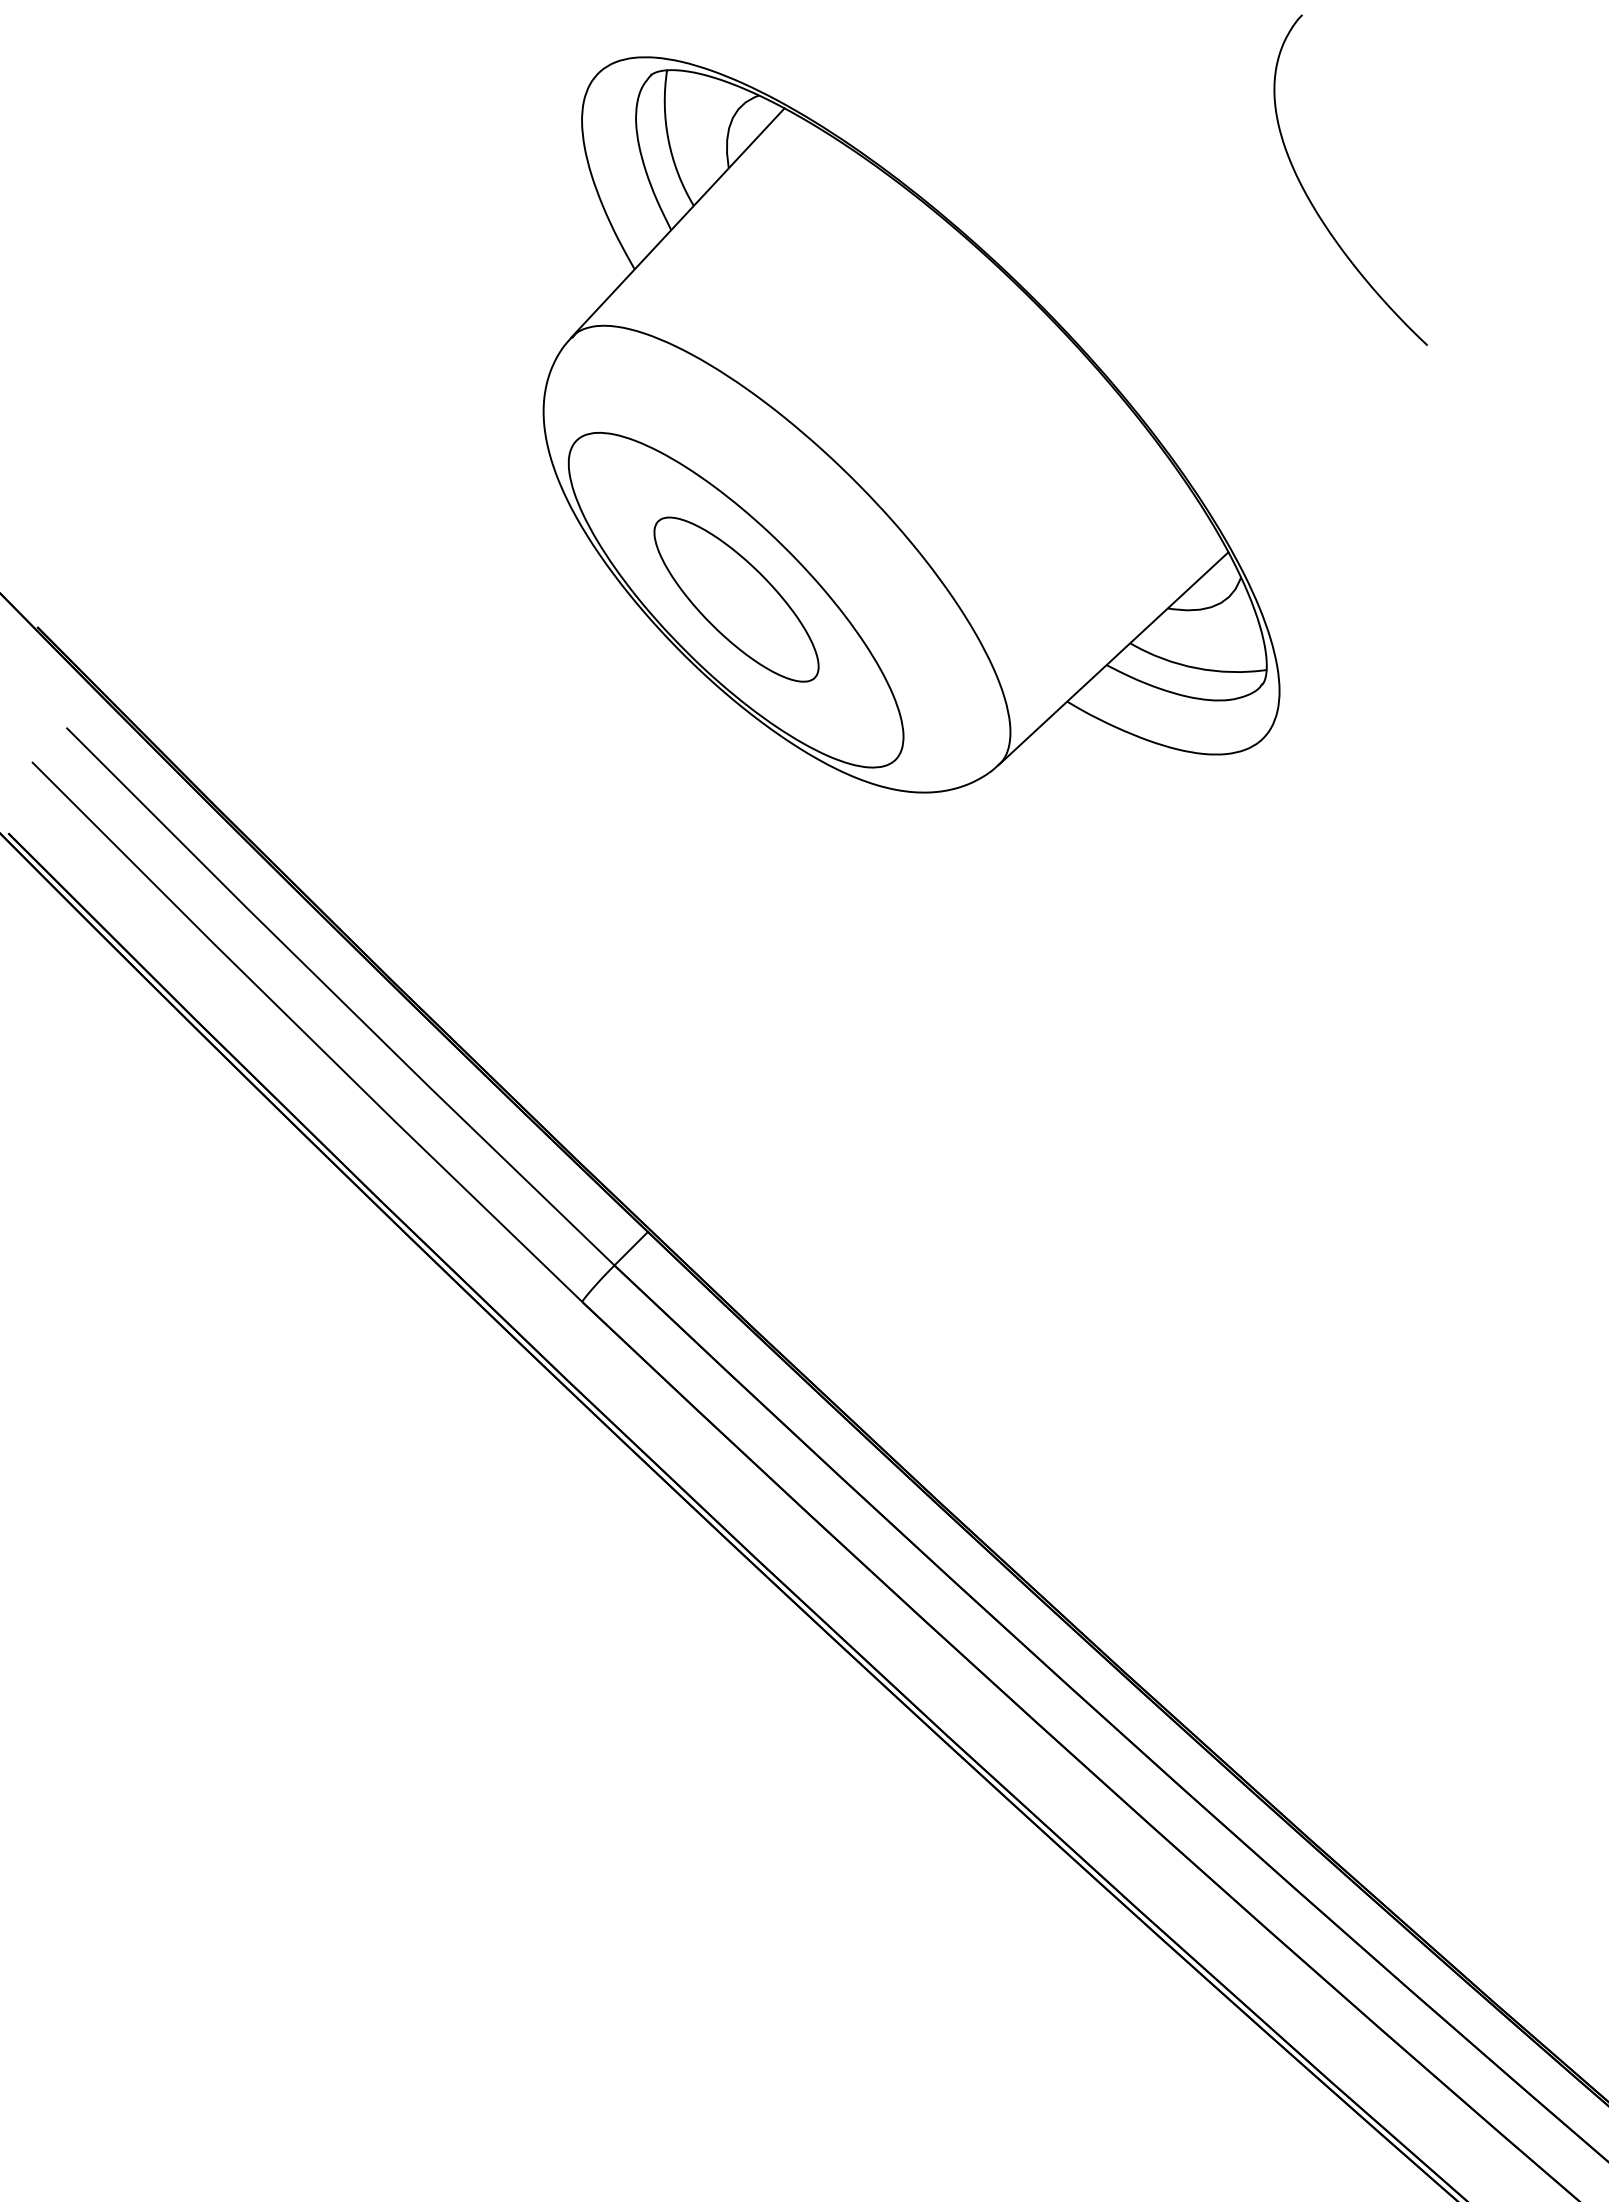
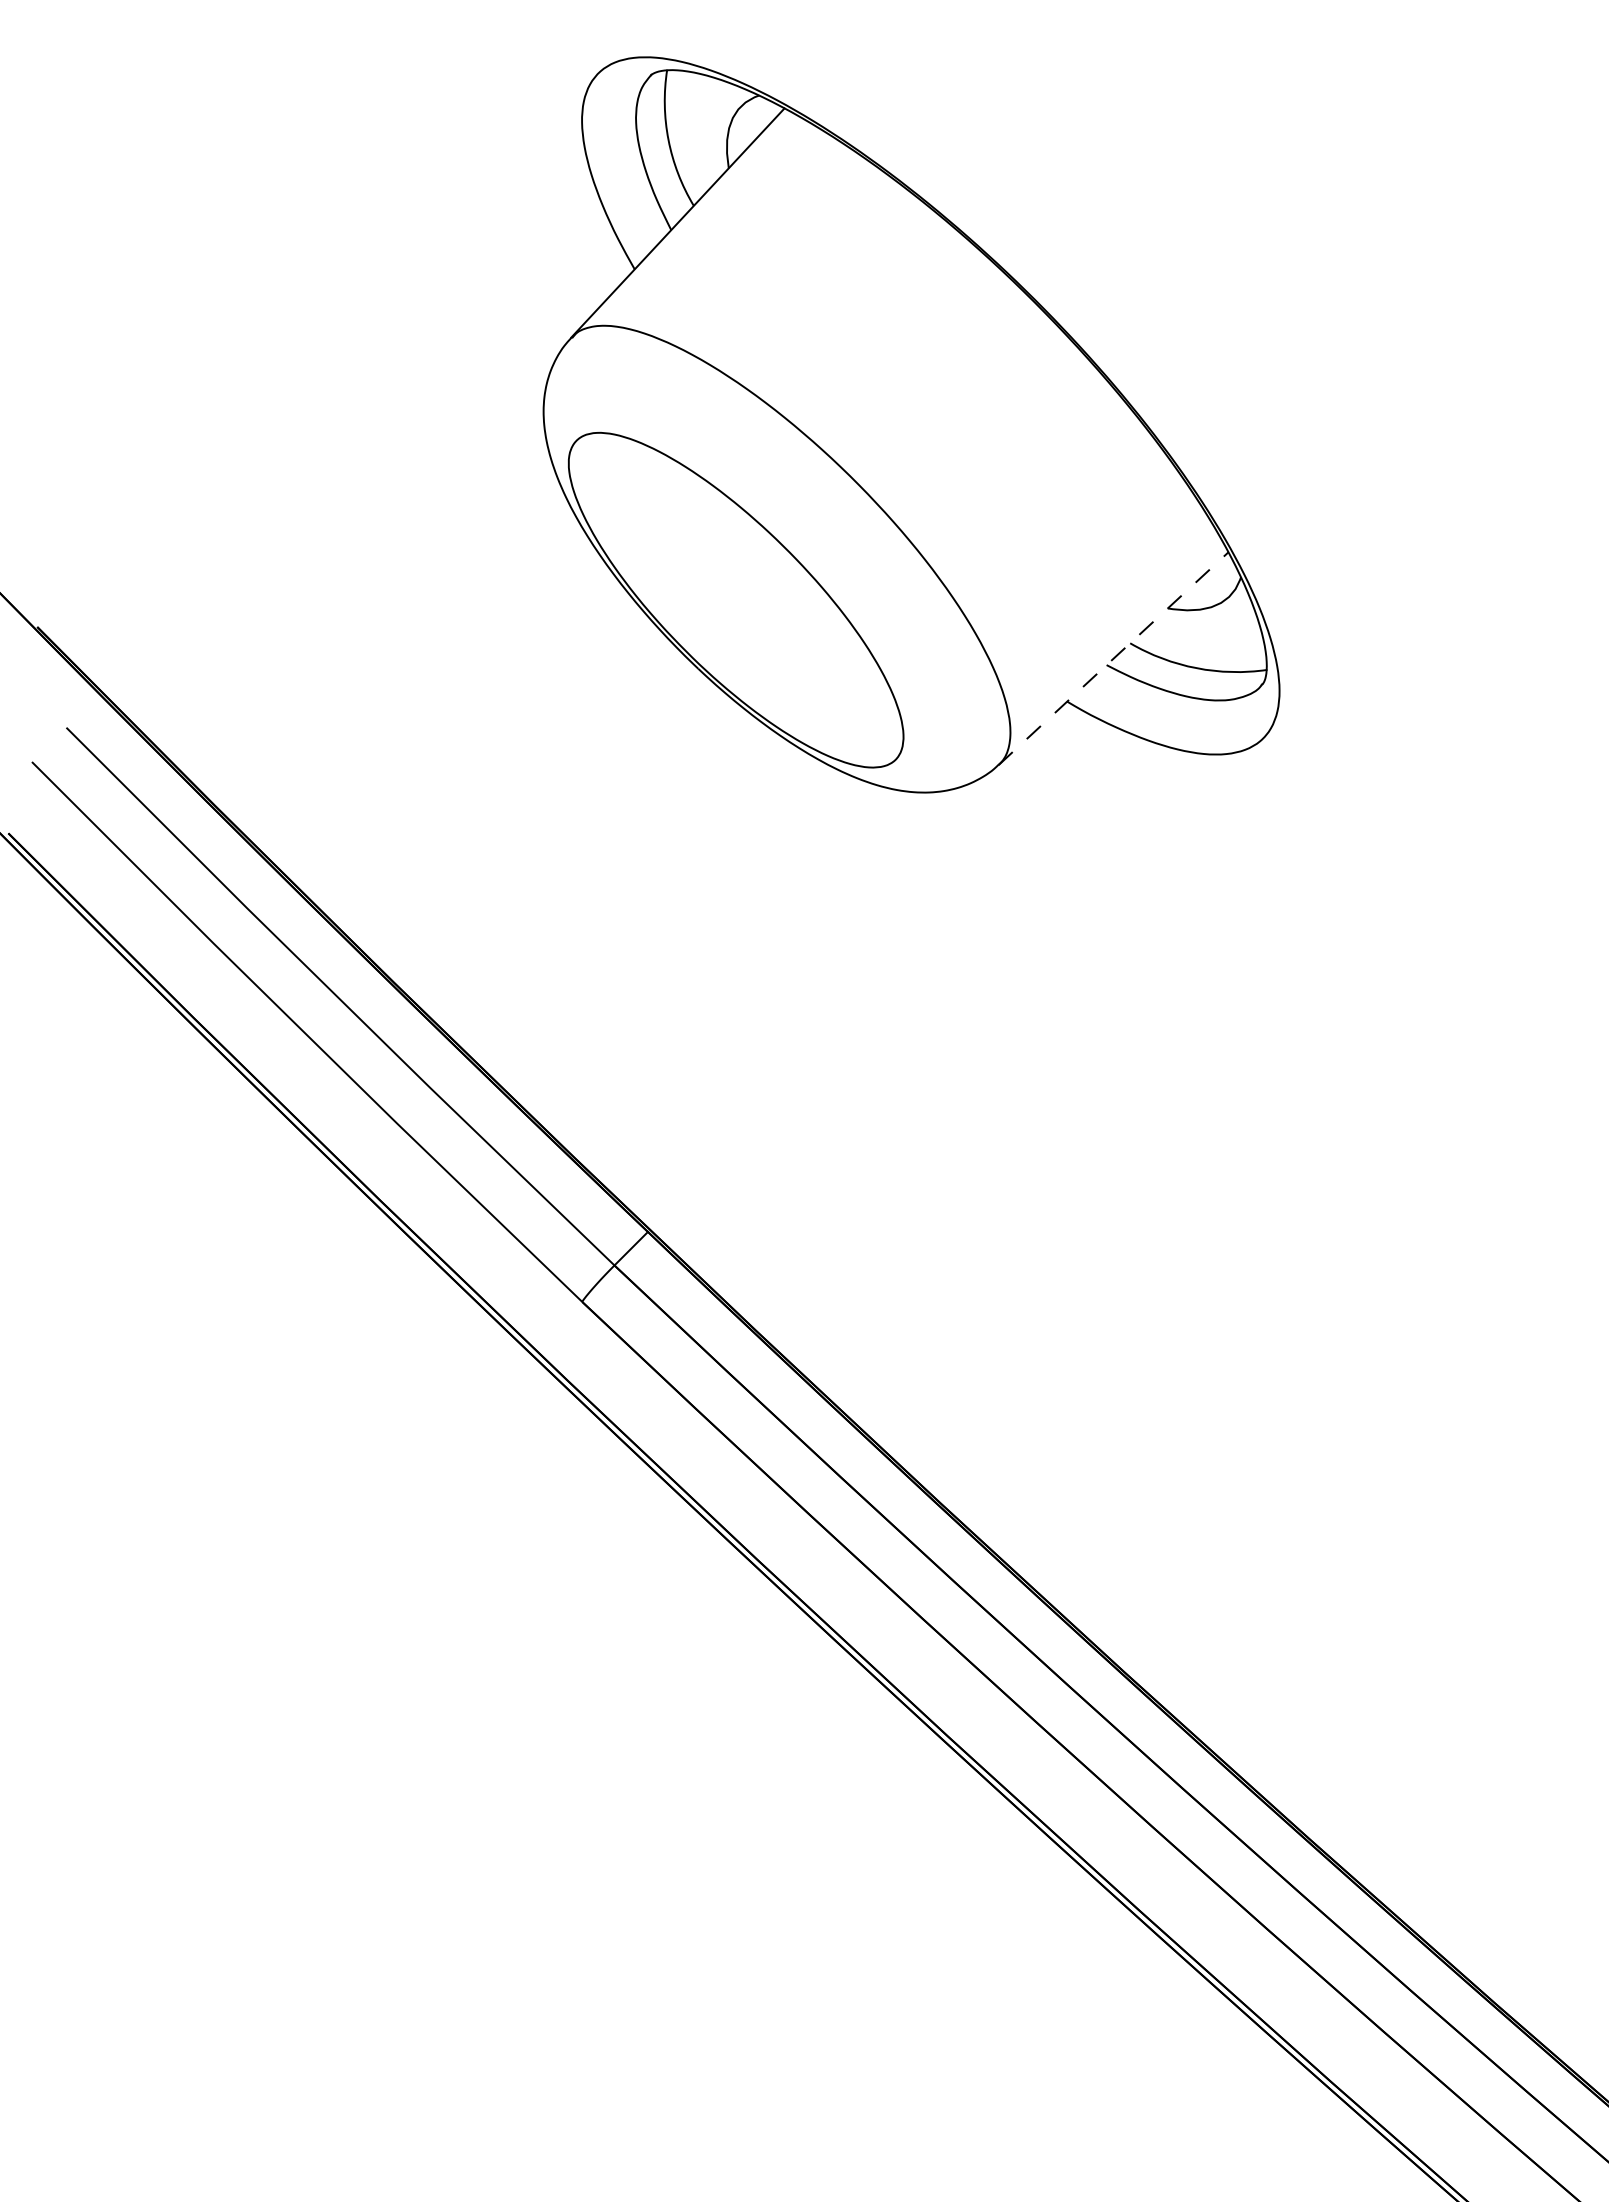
curve: present -> none (1313, 204)
part: present -> none (736, 599)
line: solid -> dashed (1113, 658)
